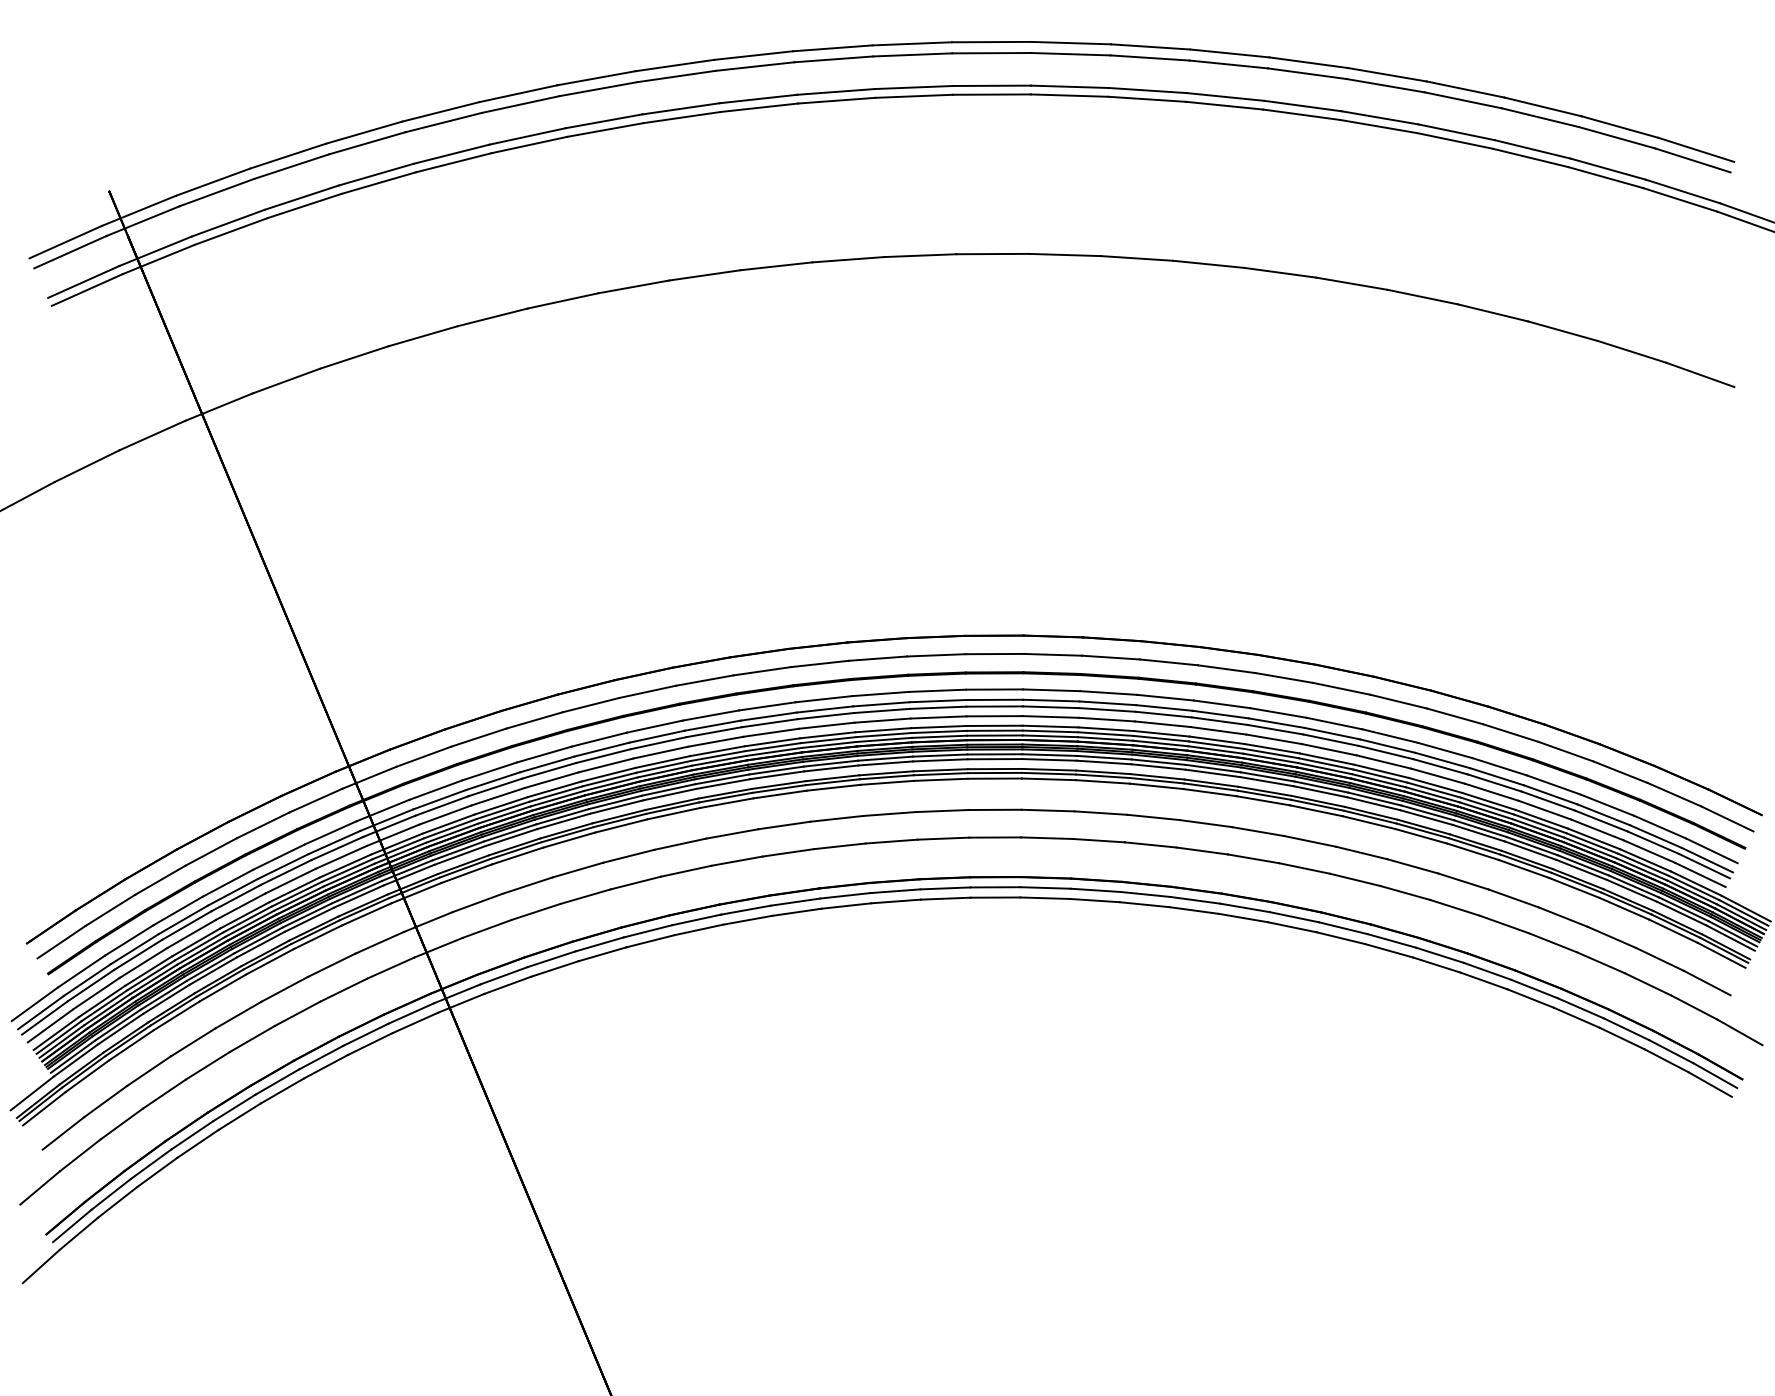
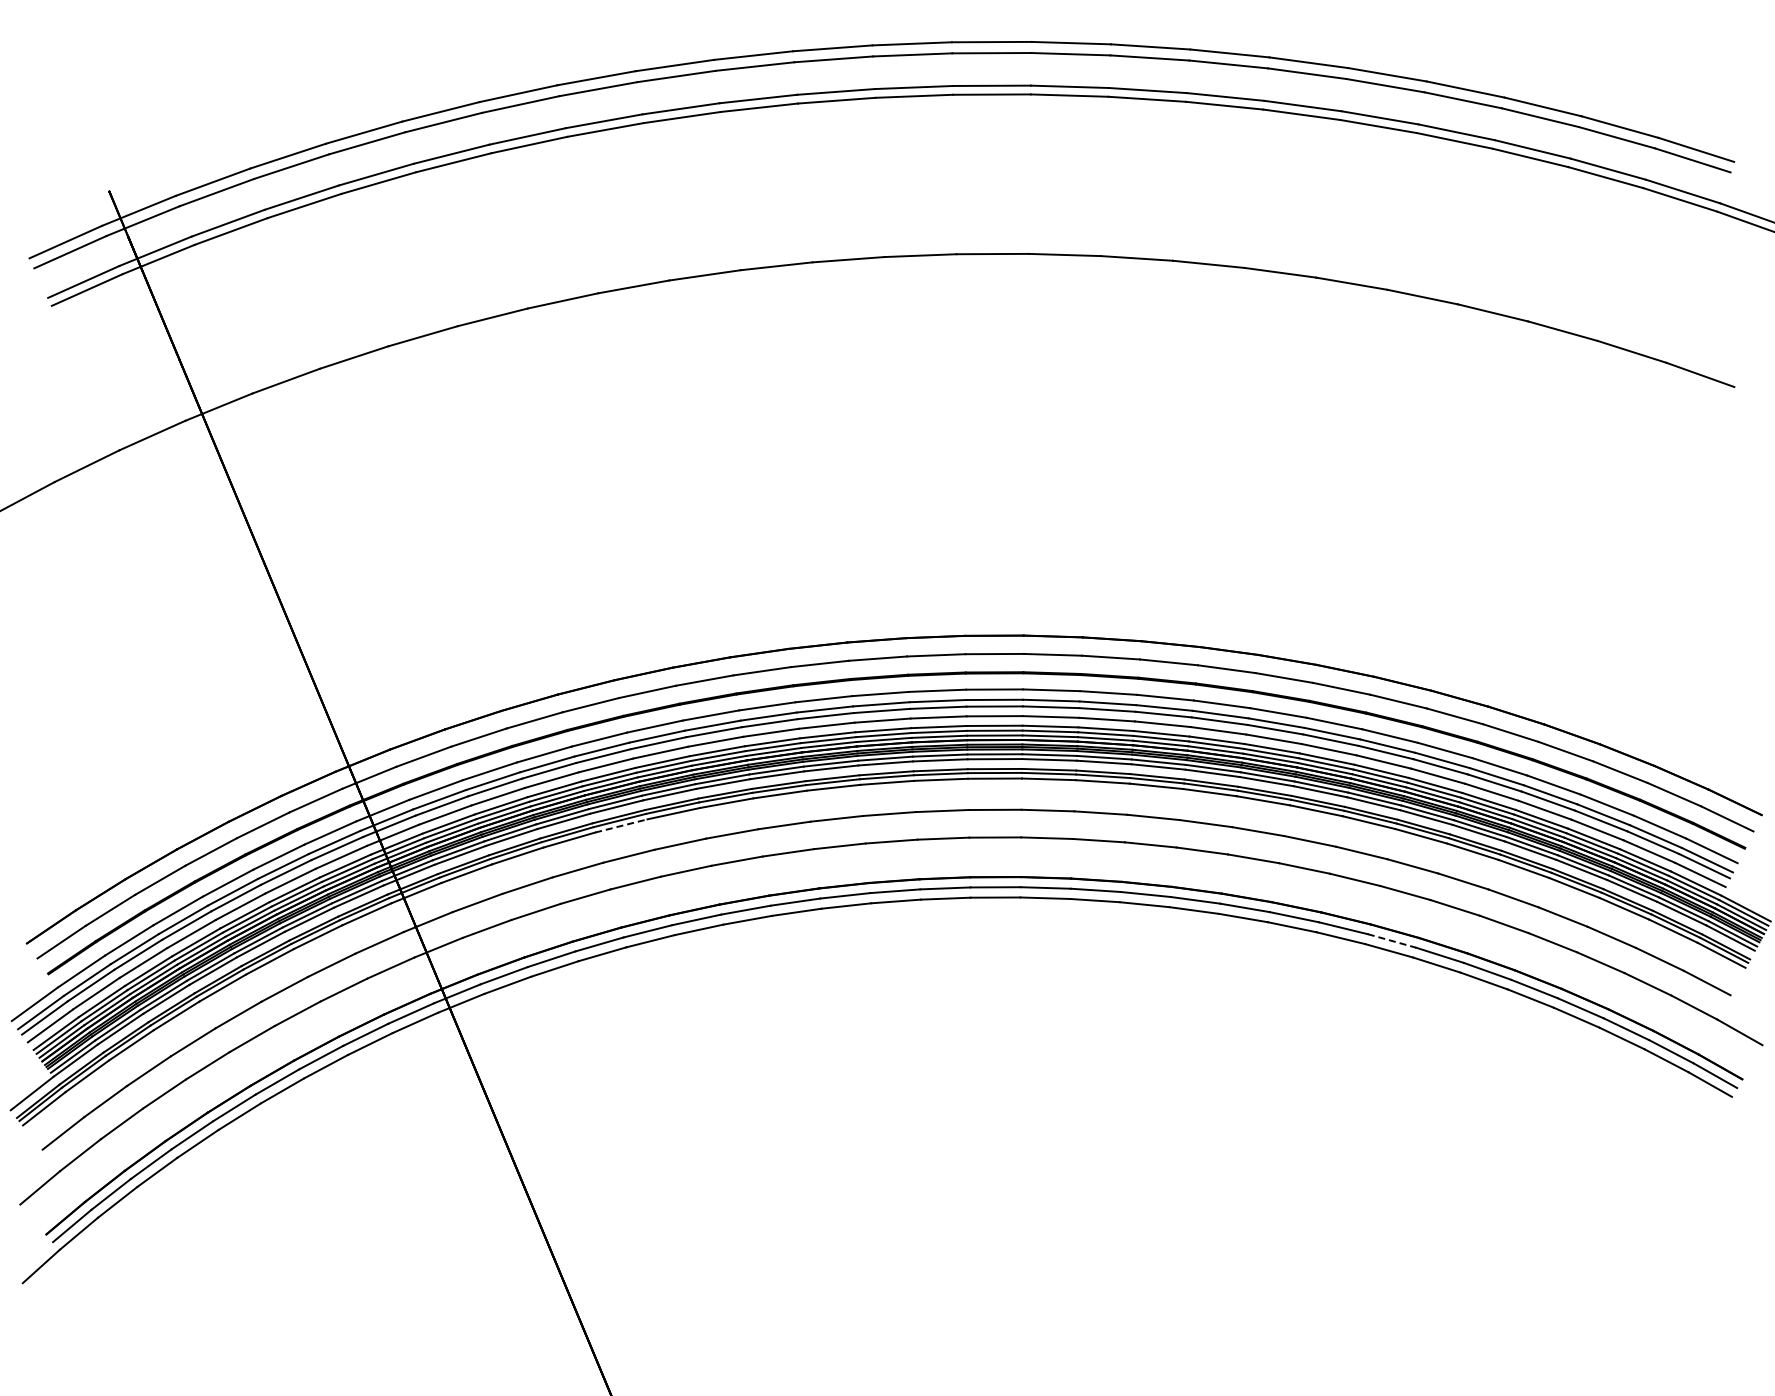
line: solid -> dashed (621, 825)
line: solid -> dashed (1392, 941)
